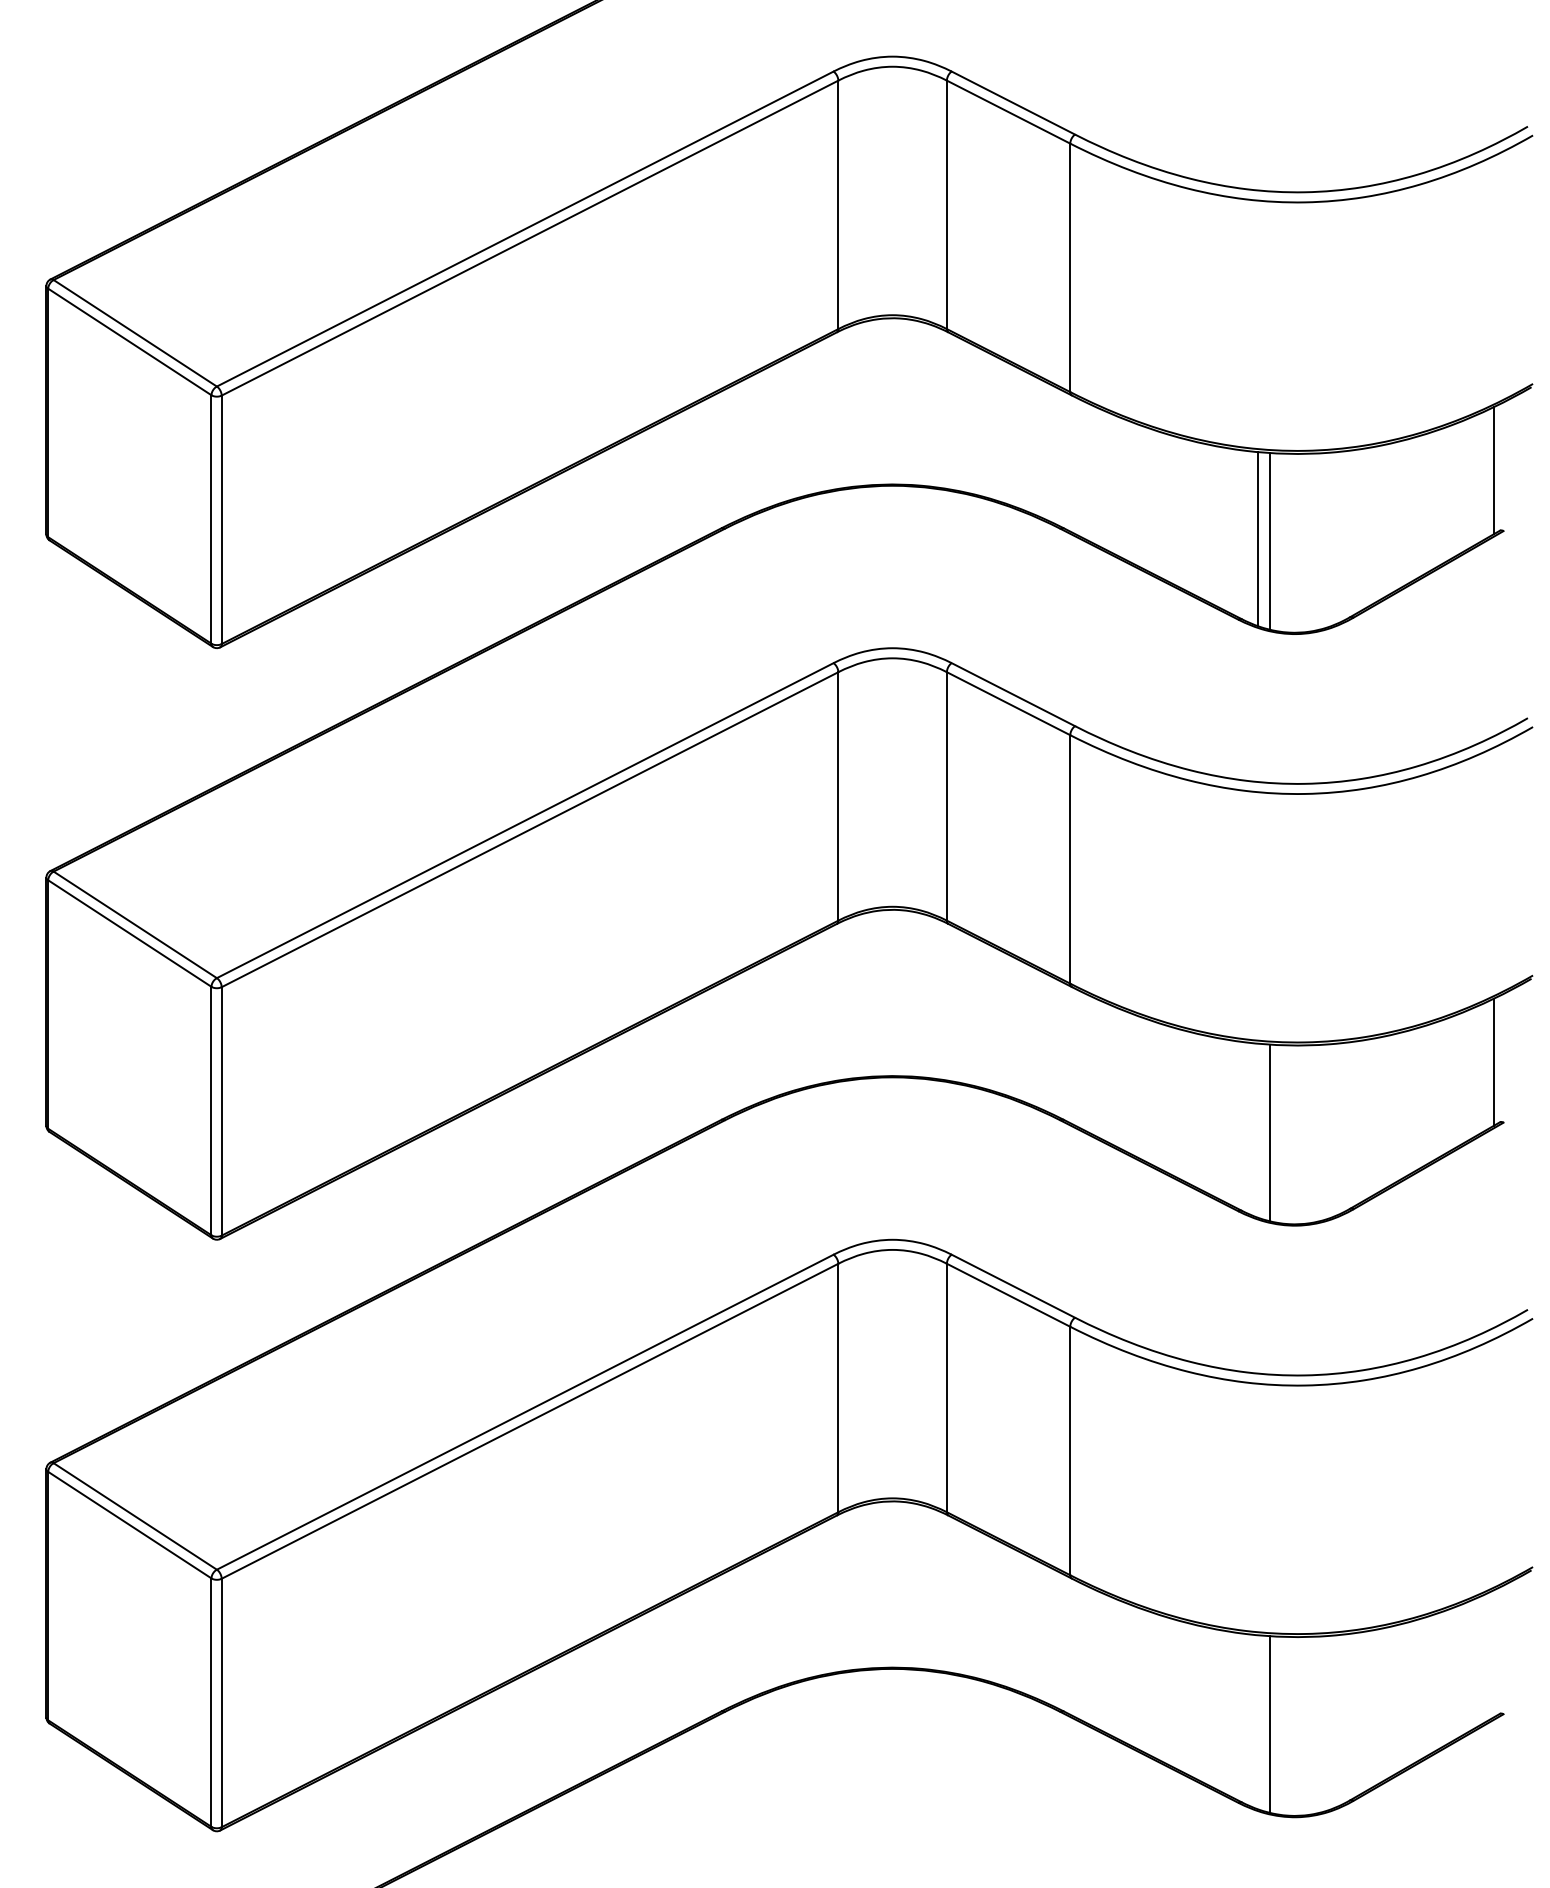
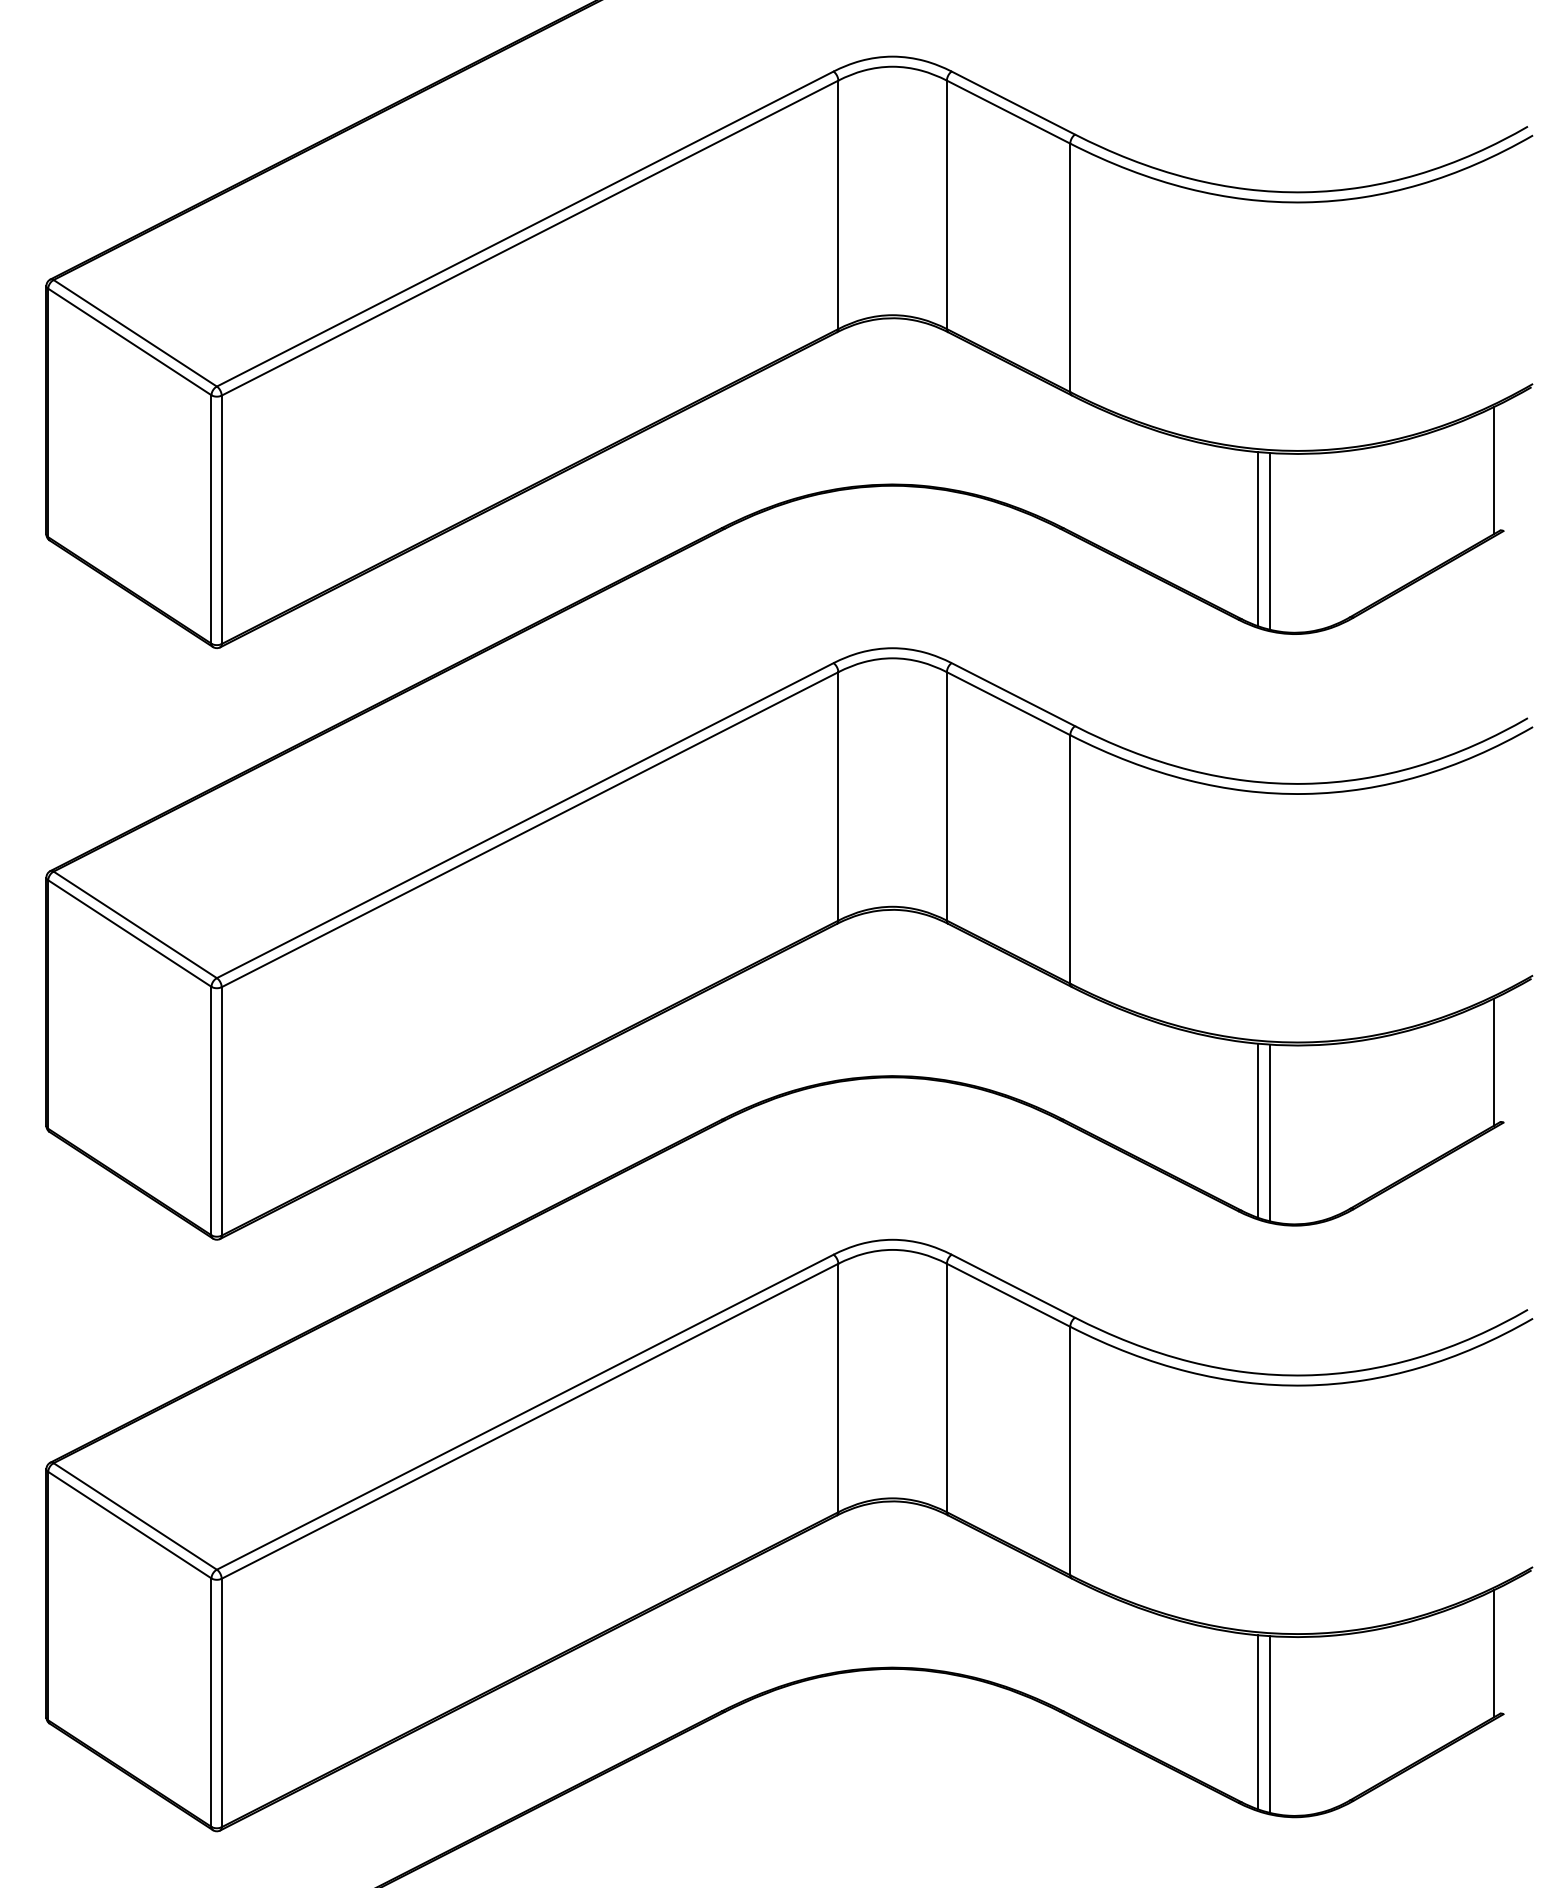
line: none -> present (1257, 1130)
line: none -> present (1494, 1653)
line: none -> present (1257, 1722)
